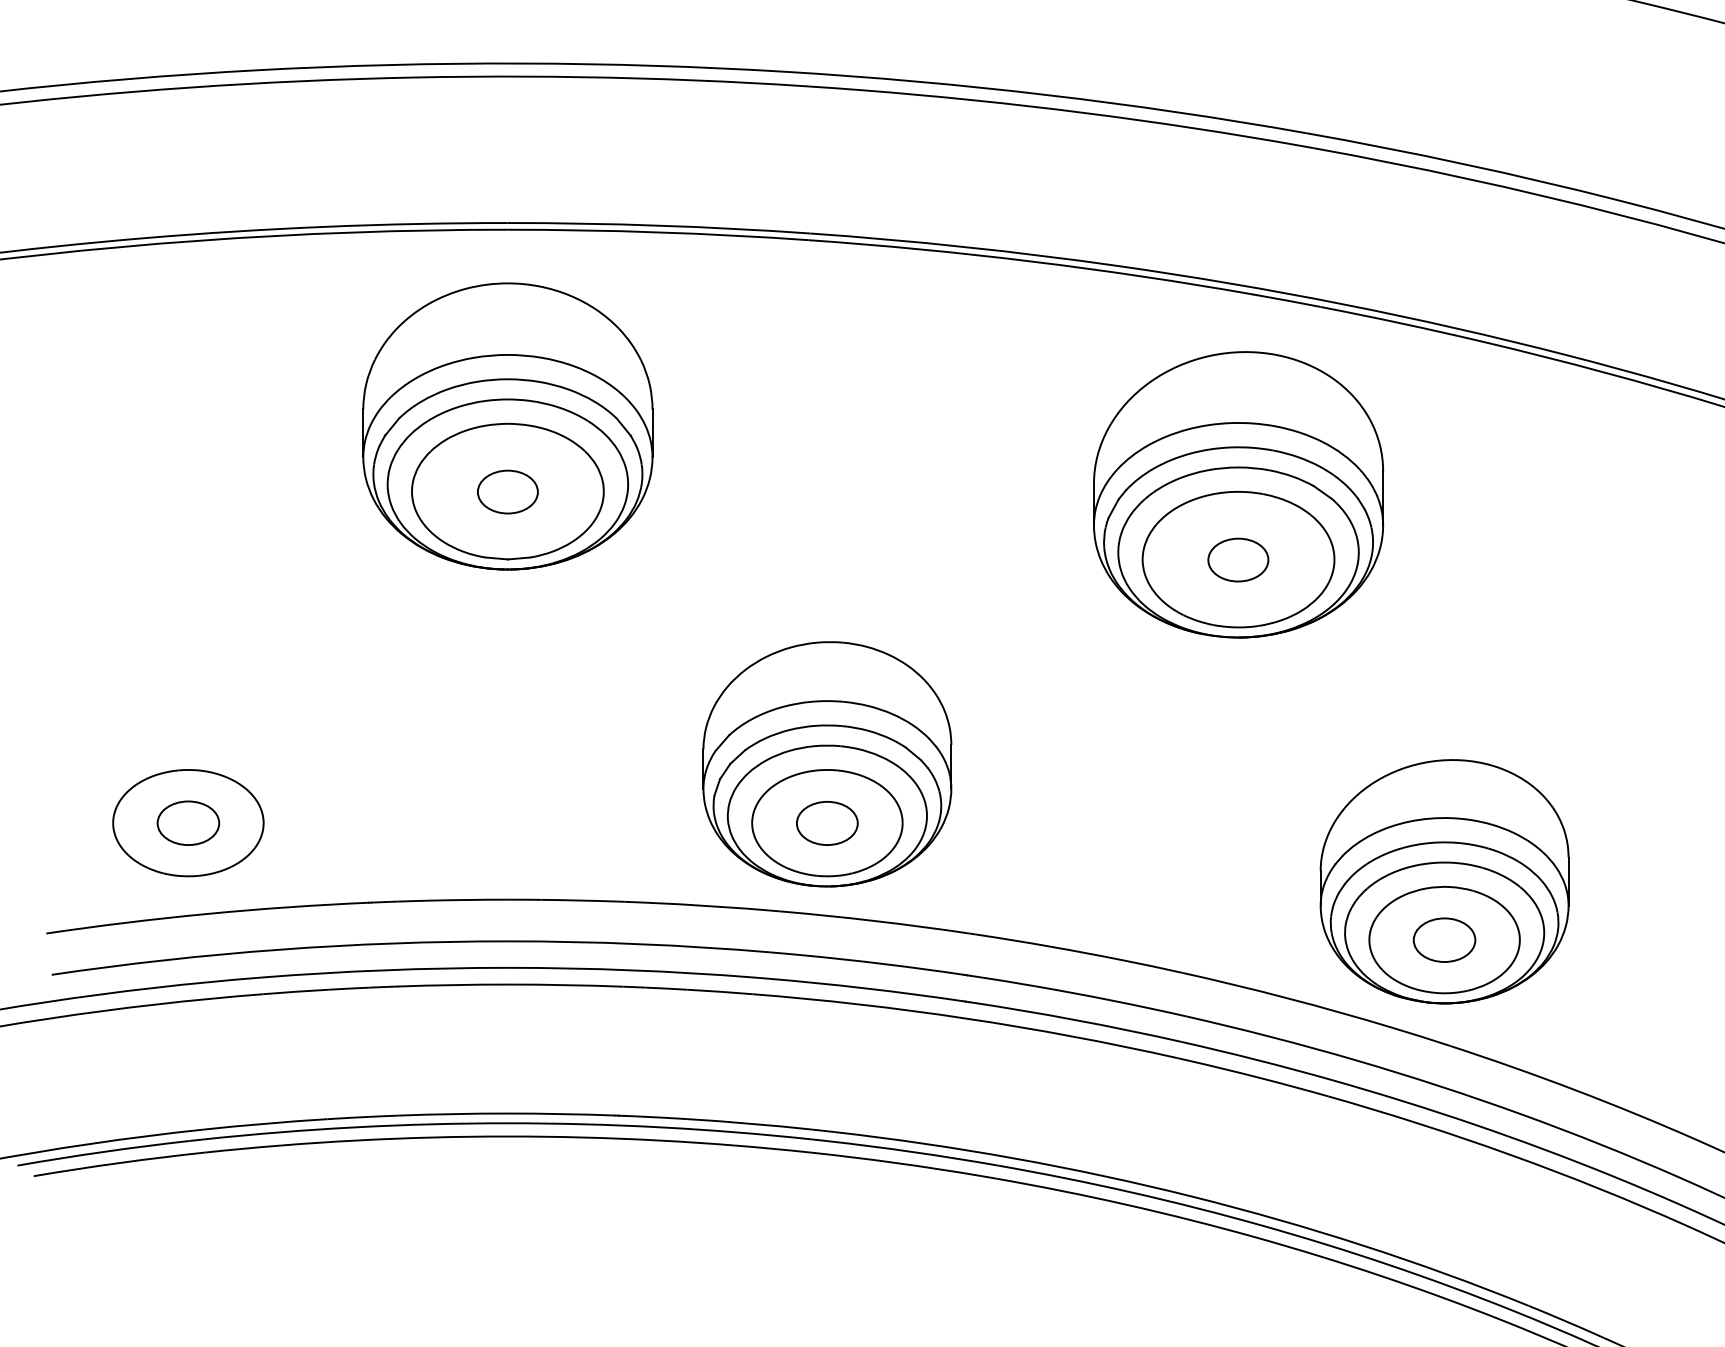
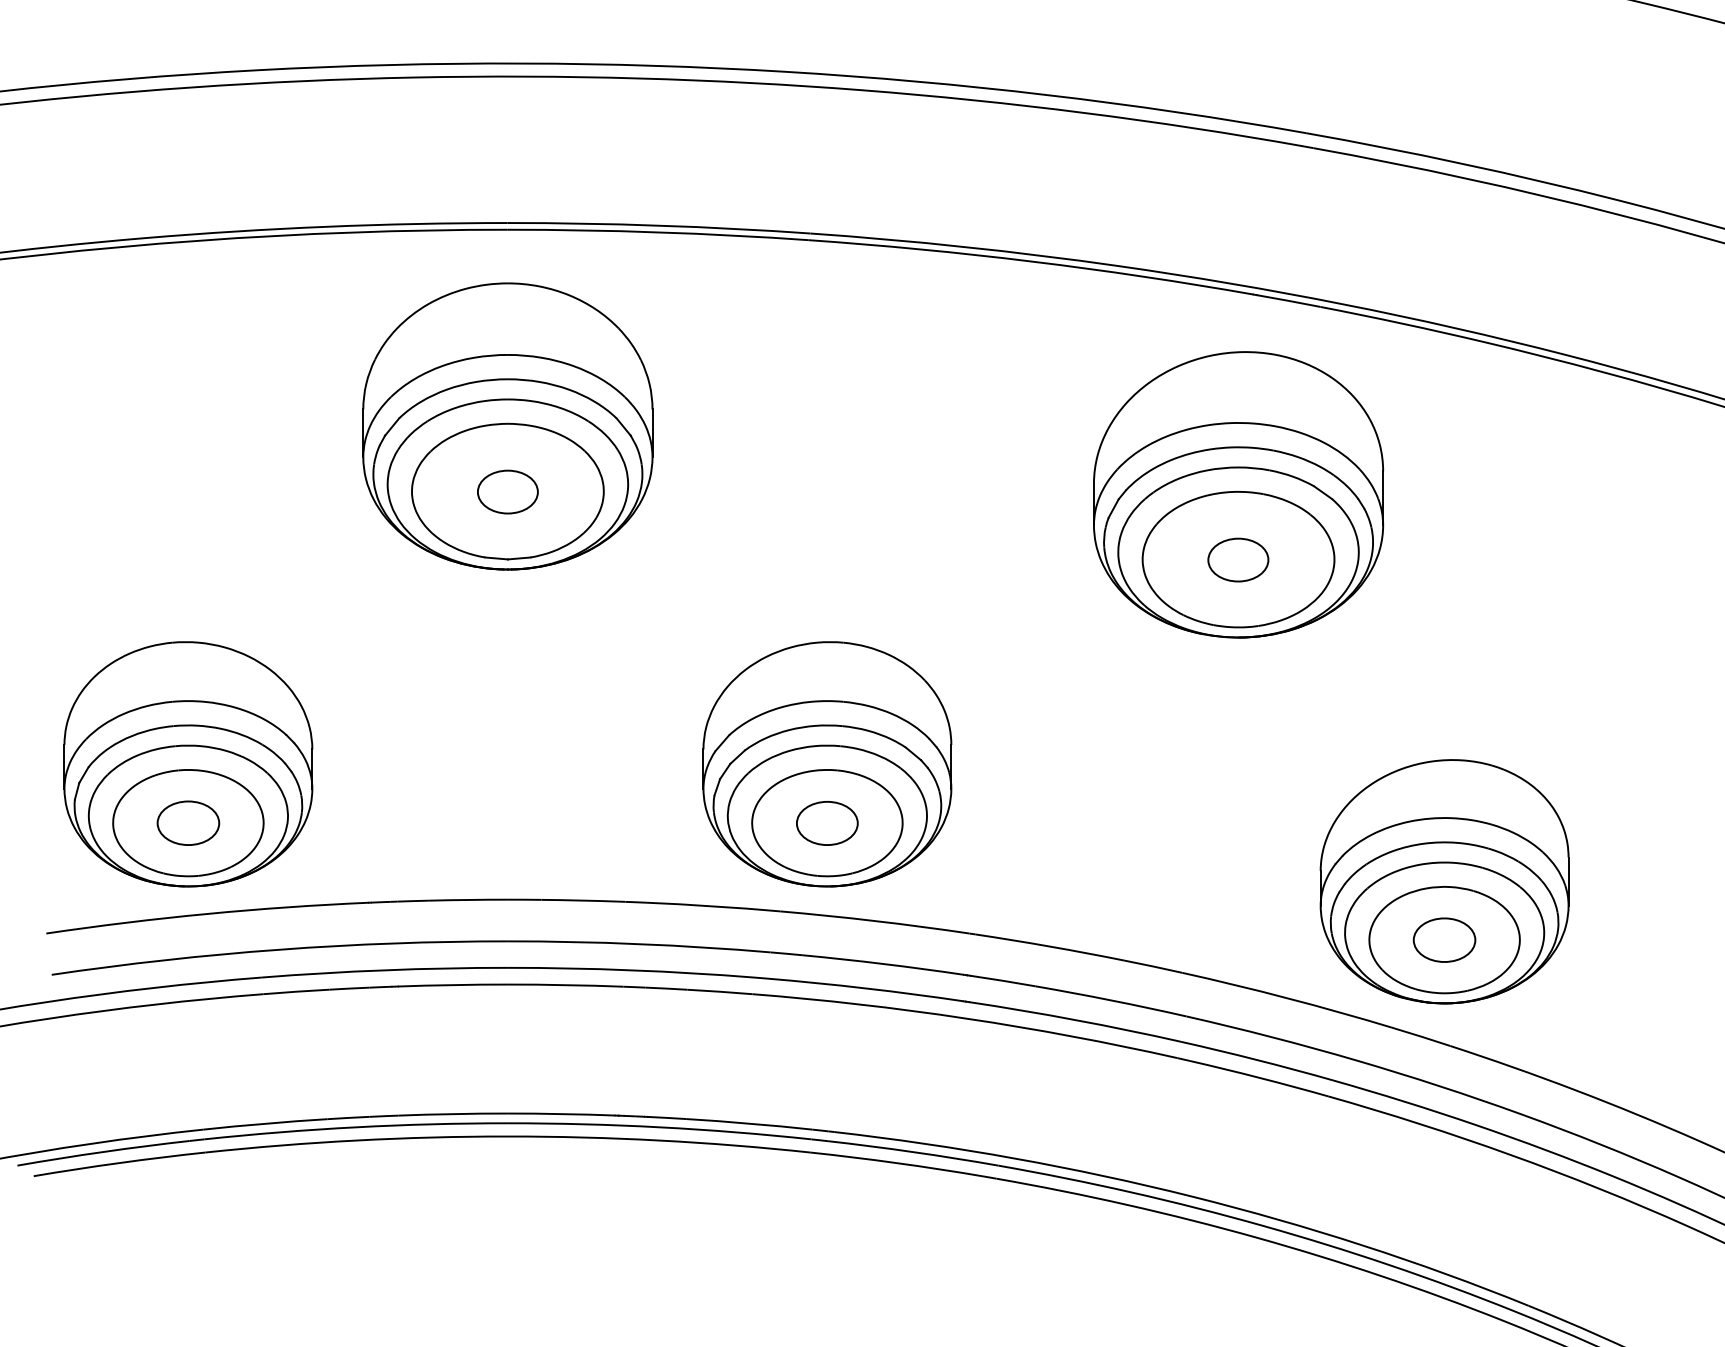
part: none -> present (188, 764)
